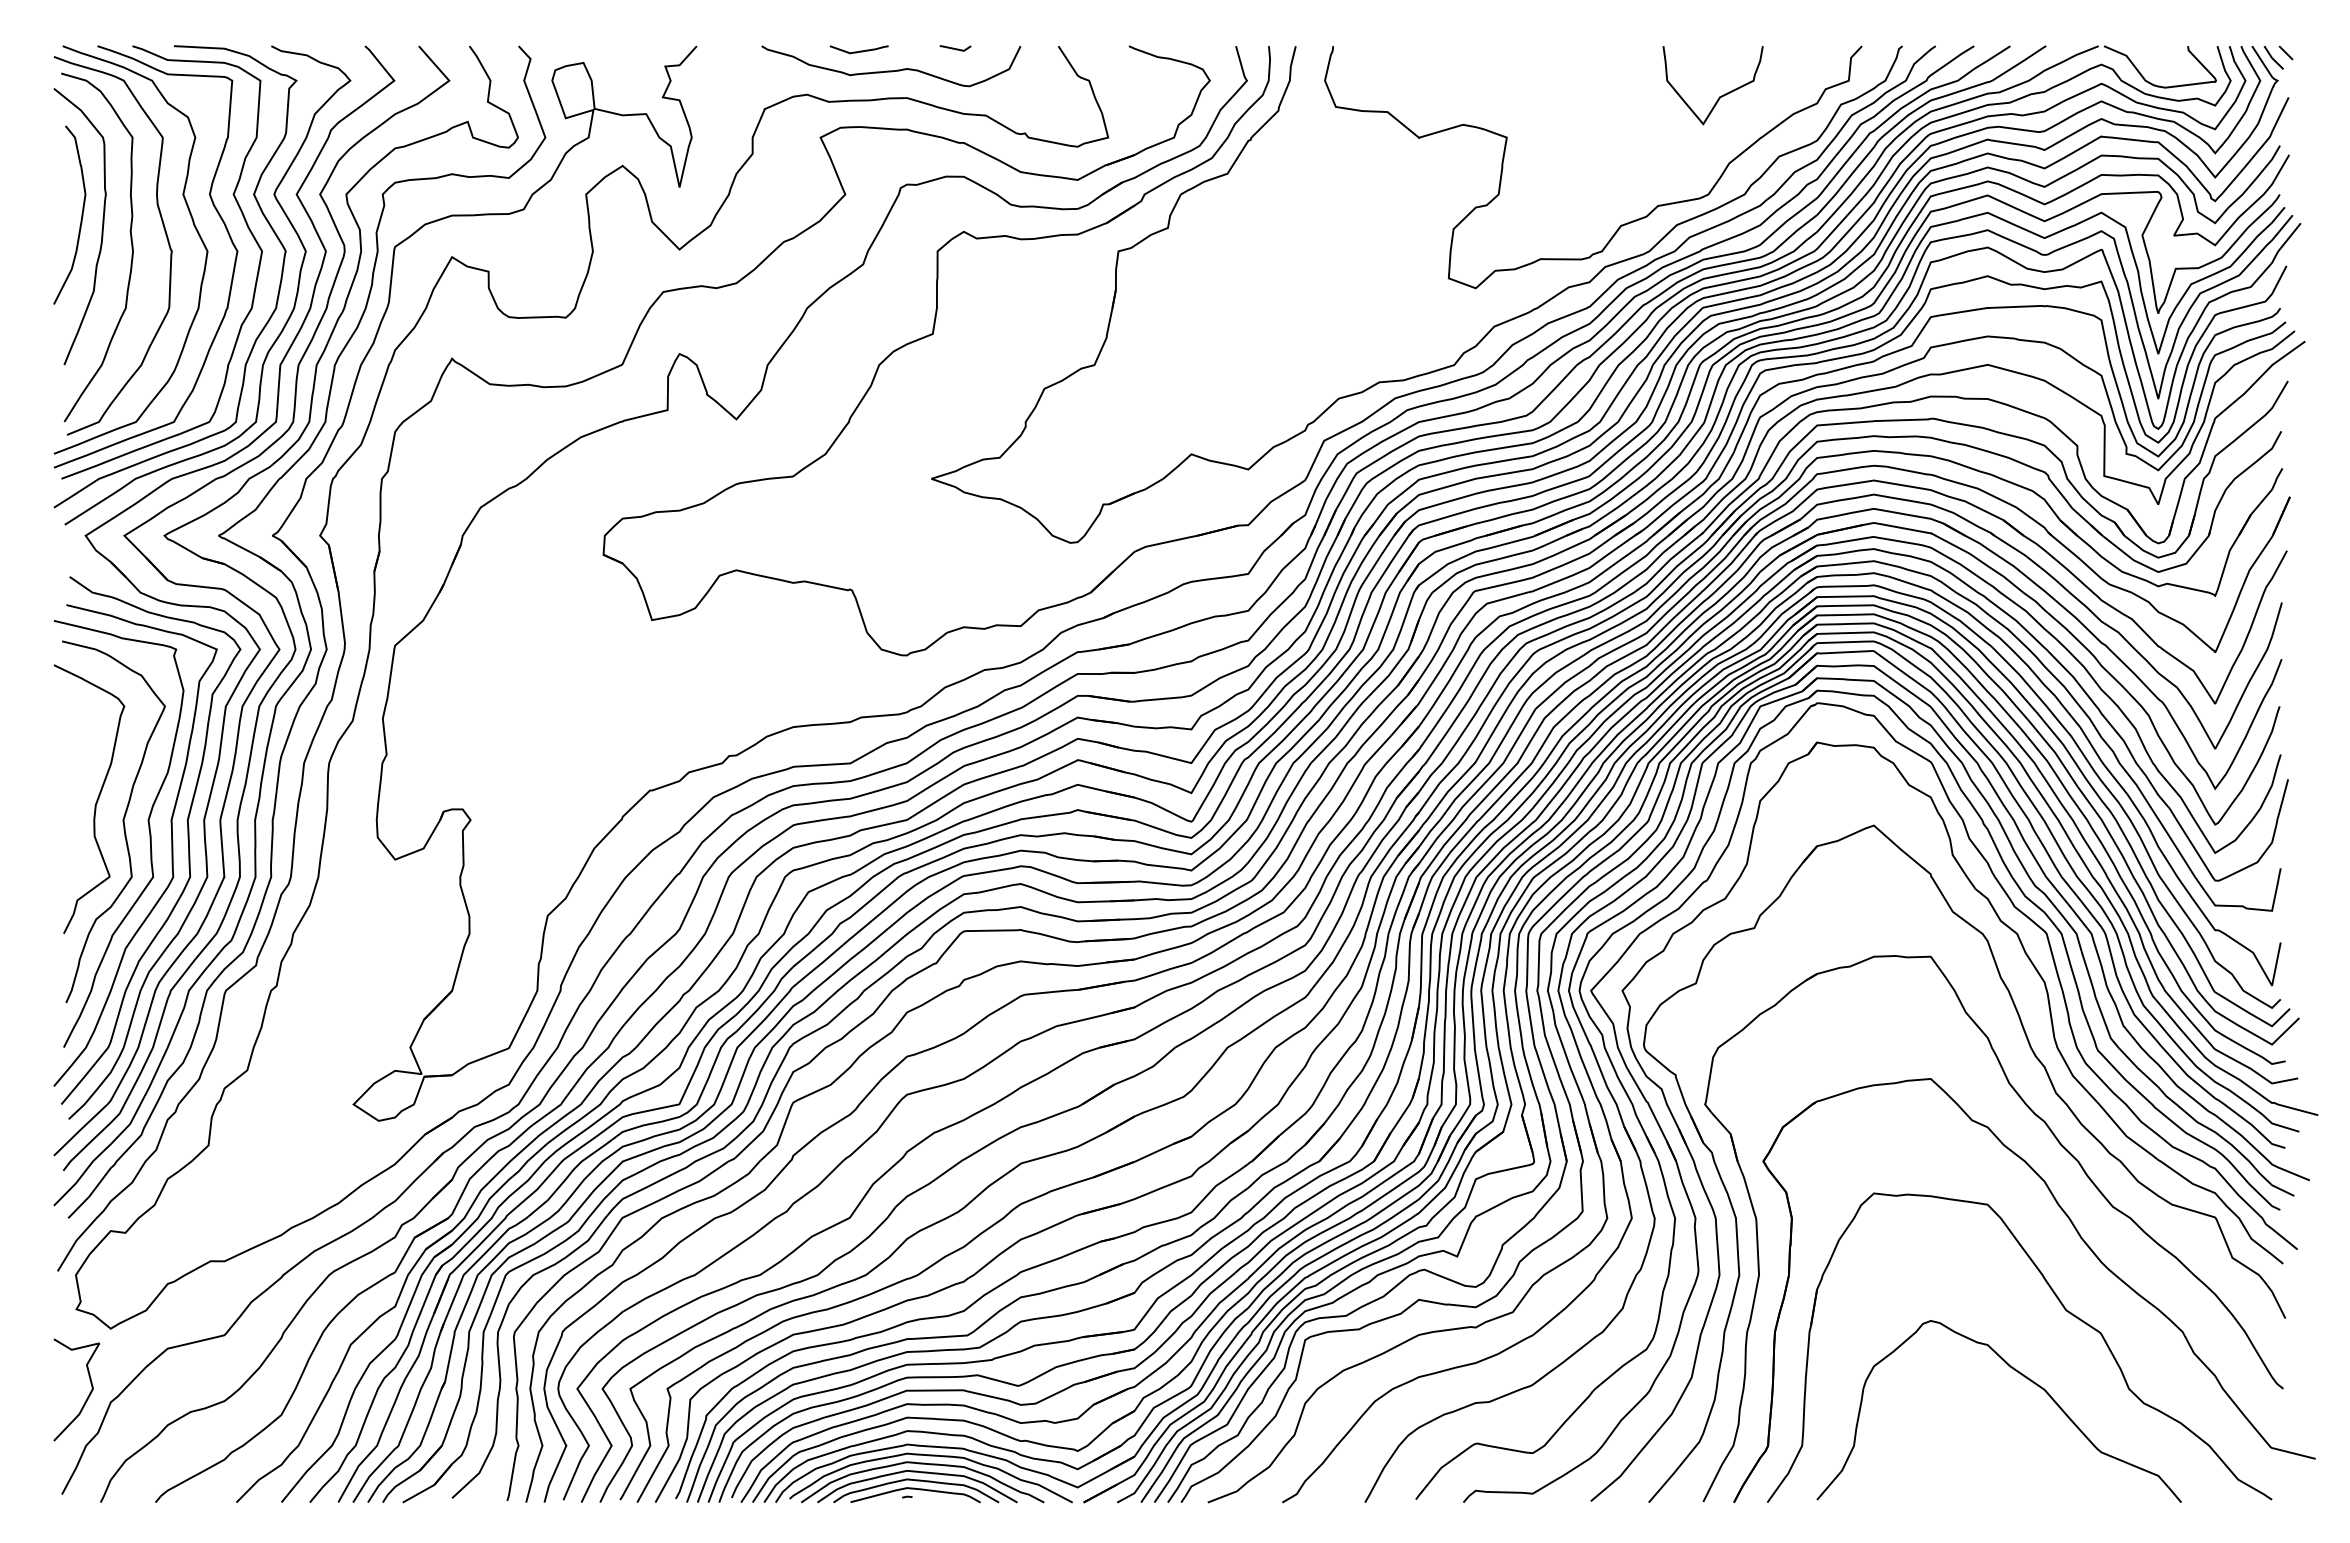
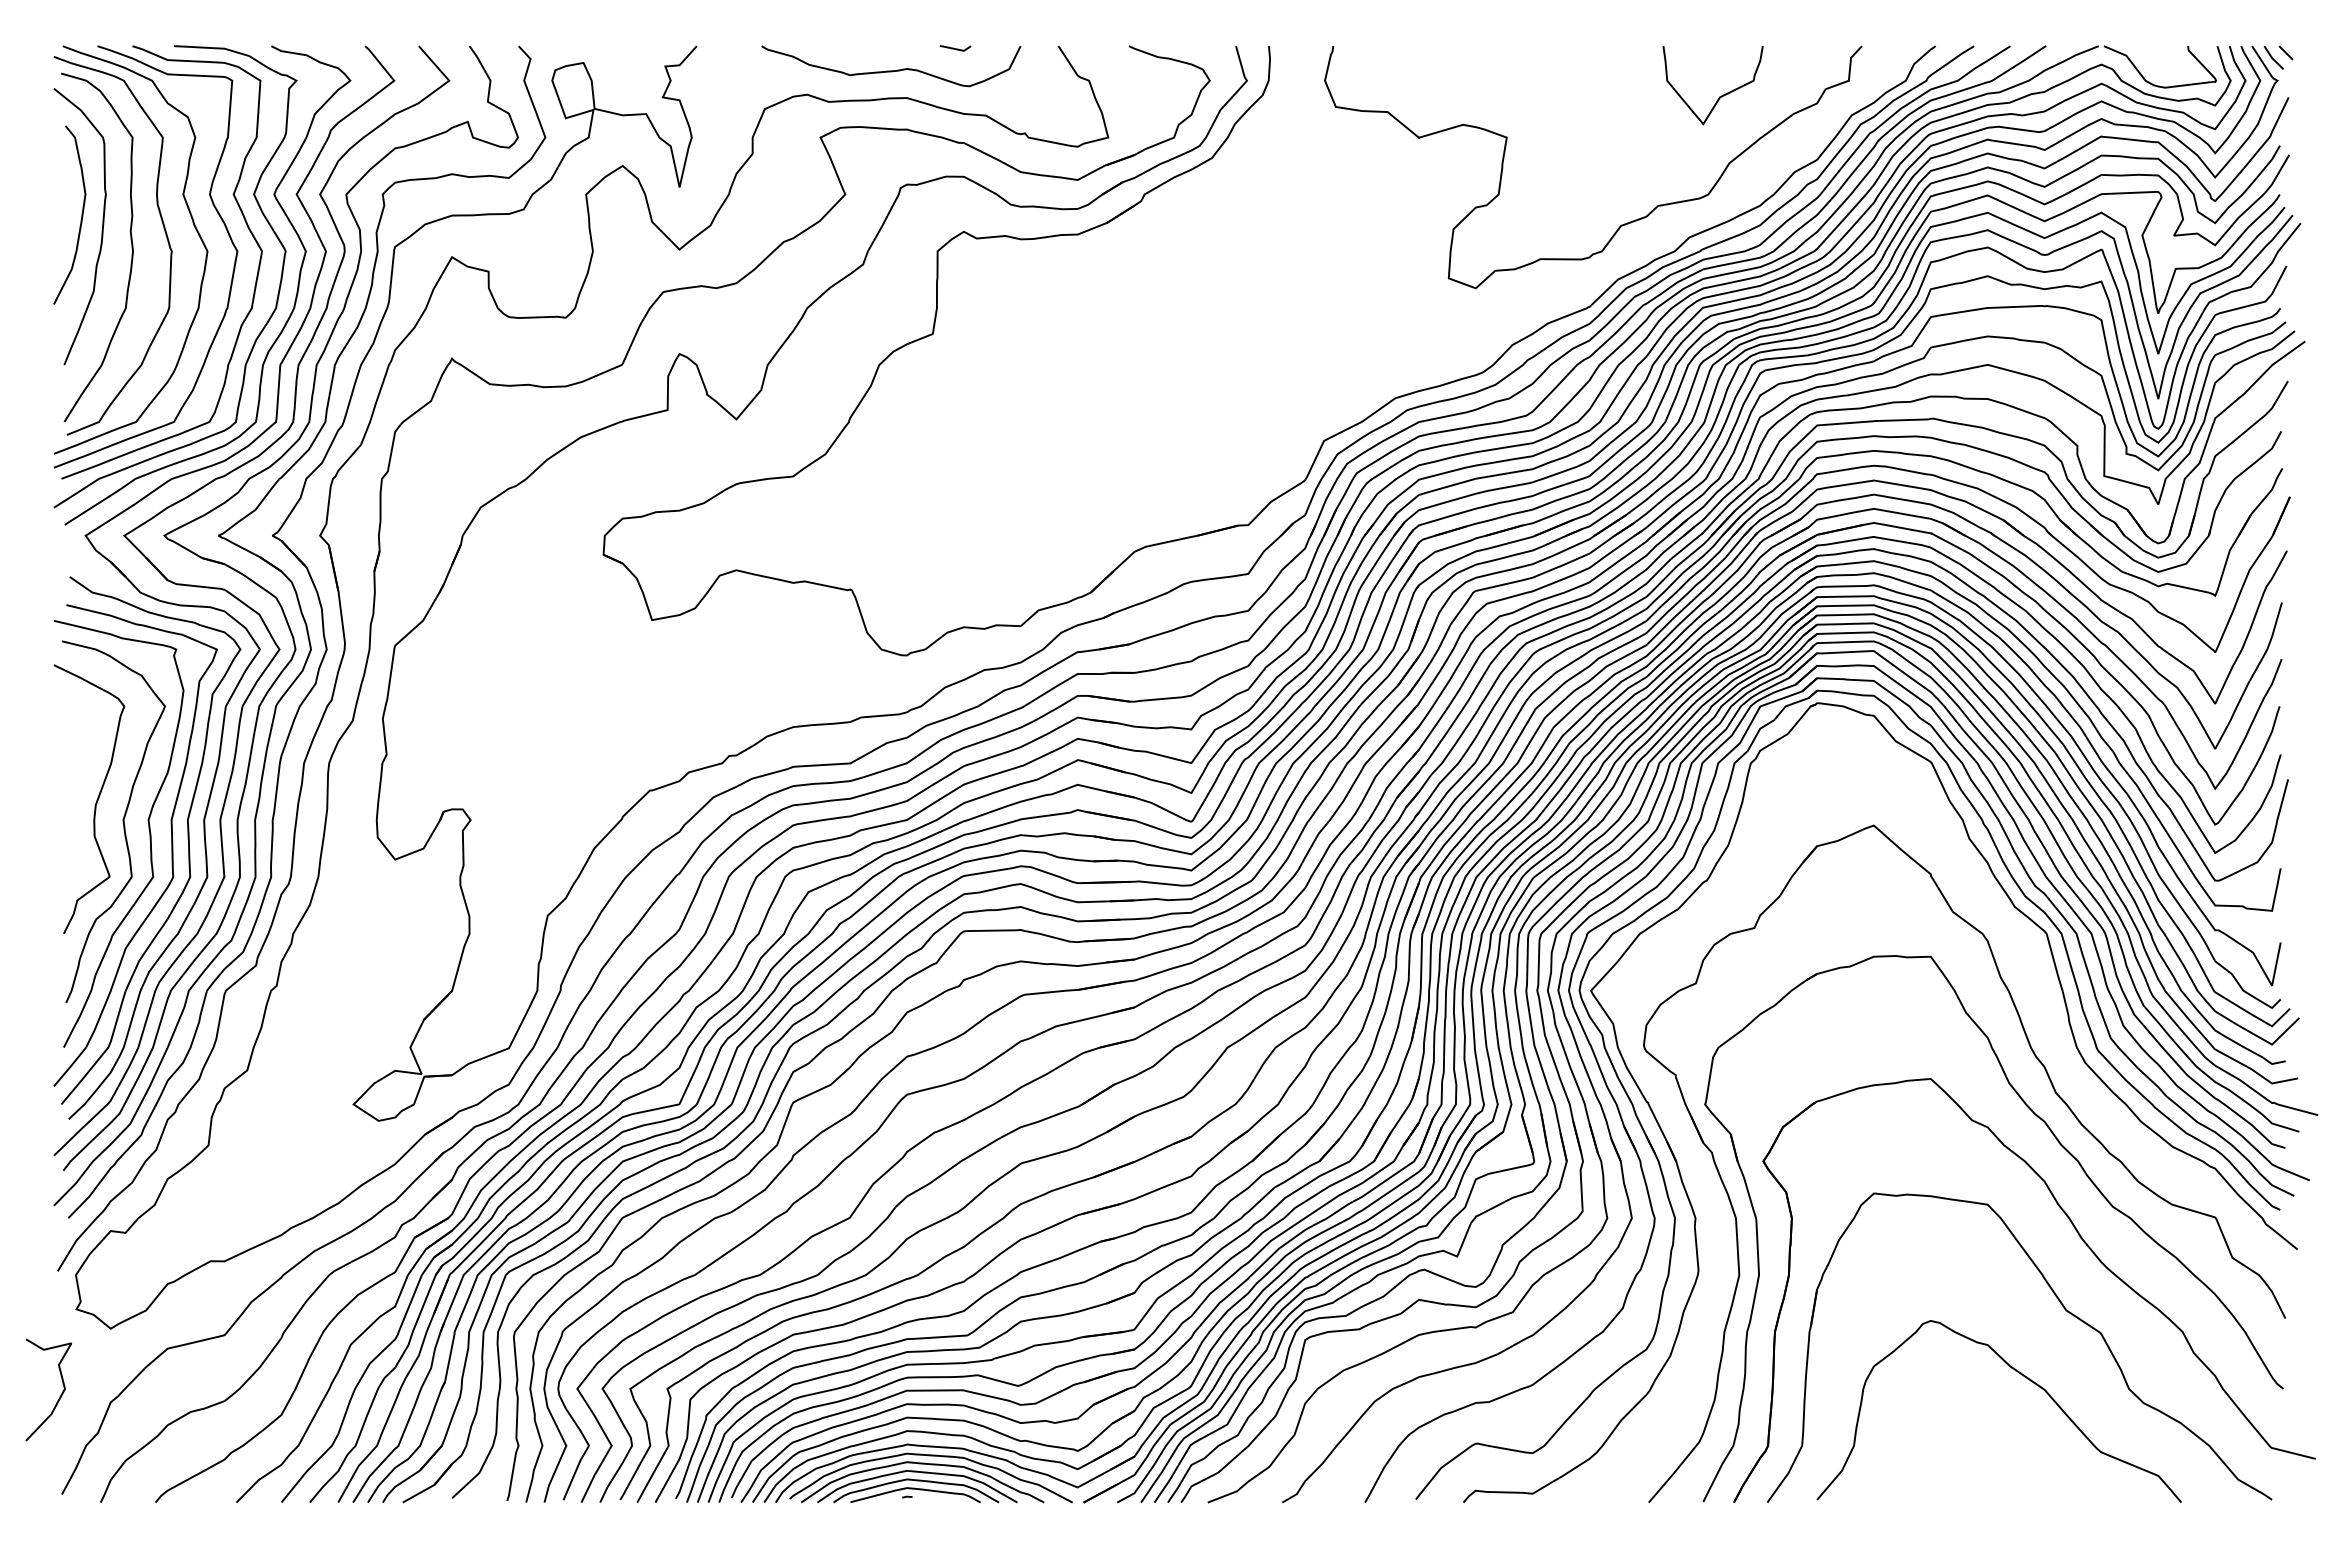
line: present -> none (859, 50)
part: present -> none (1464, 351)
part: present -> none (2057, 1050)
curve position: (88, 1394) -> (60, 1394) (60, 1394)
